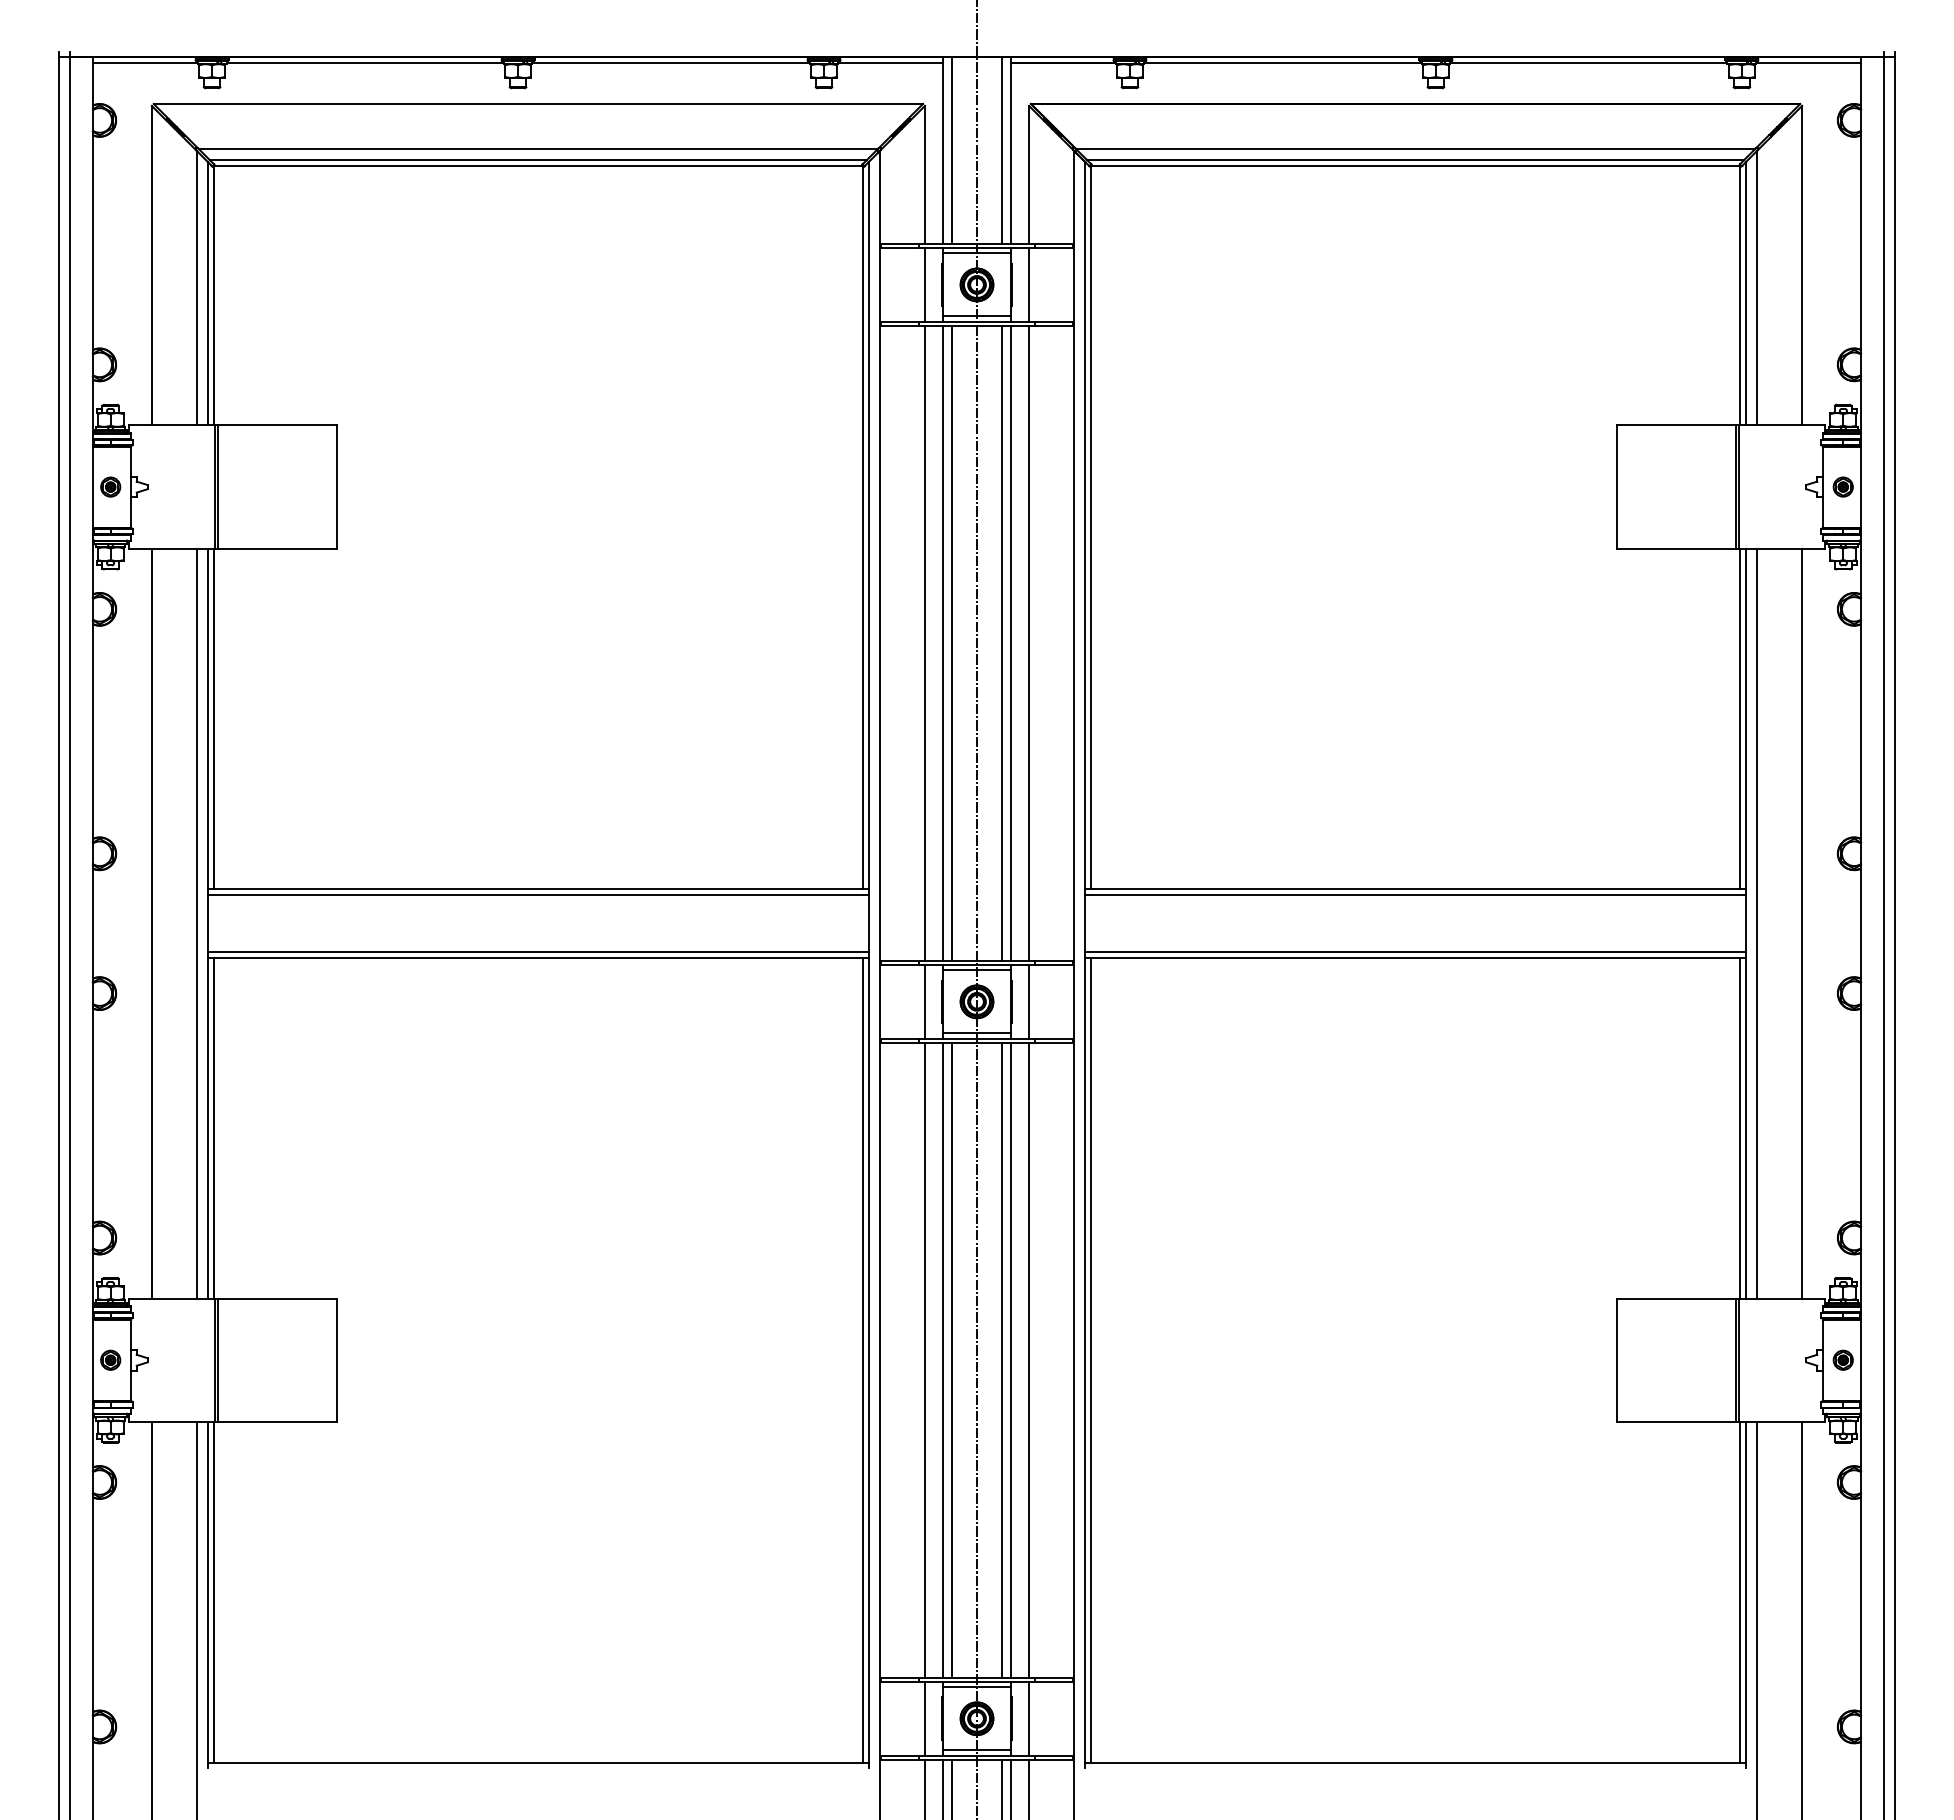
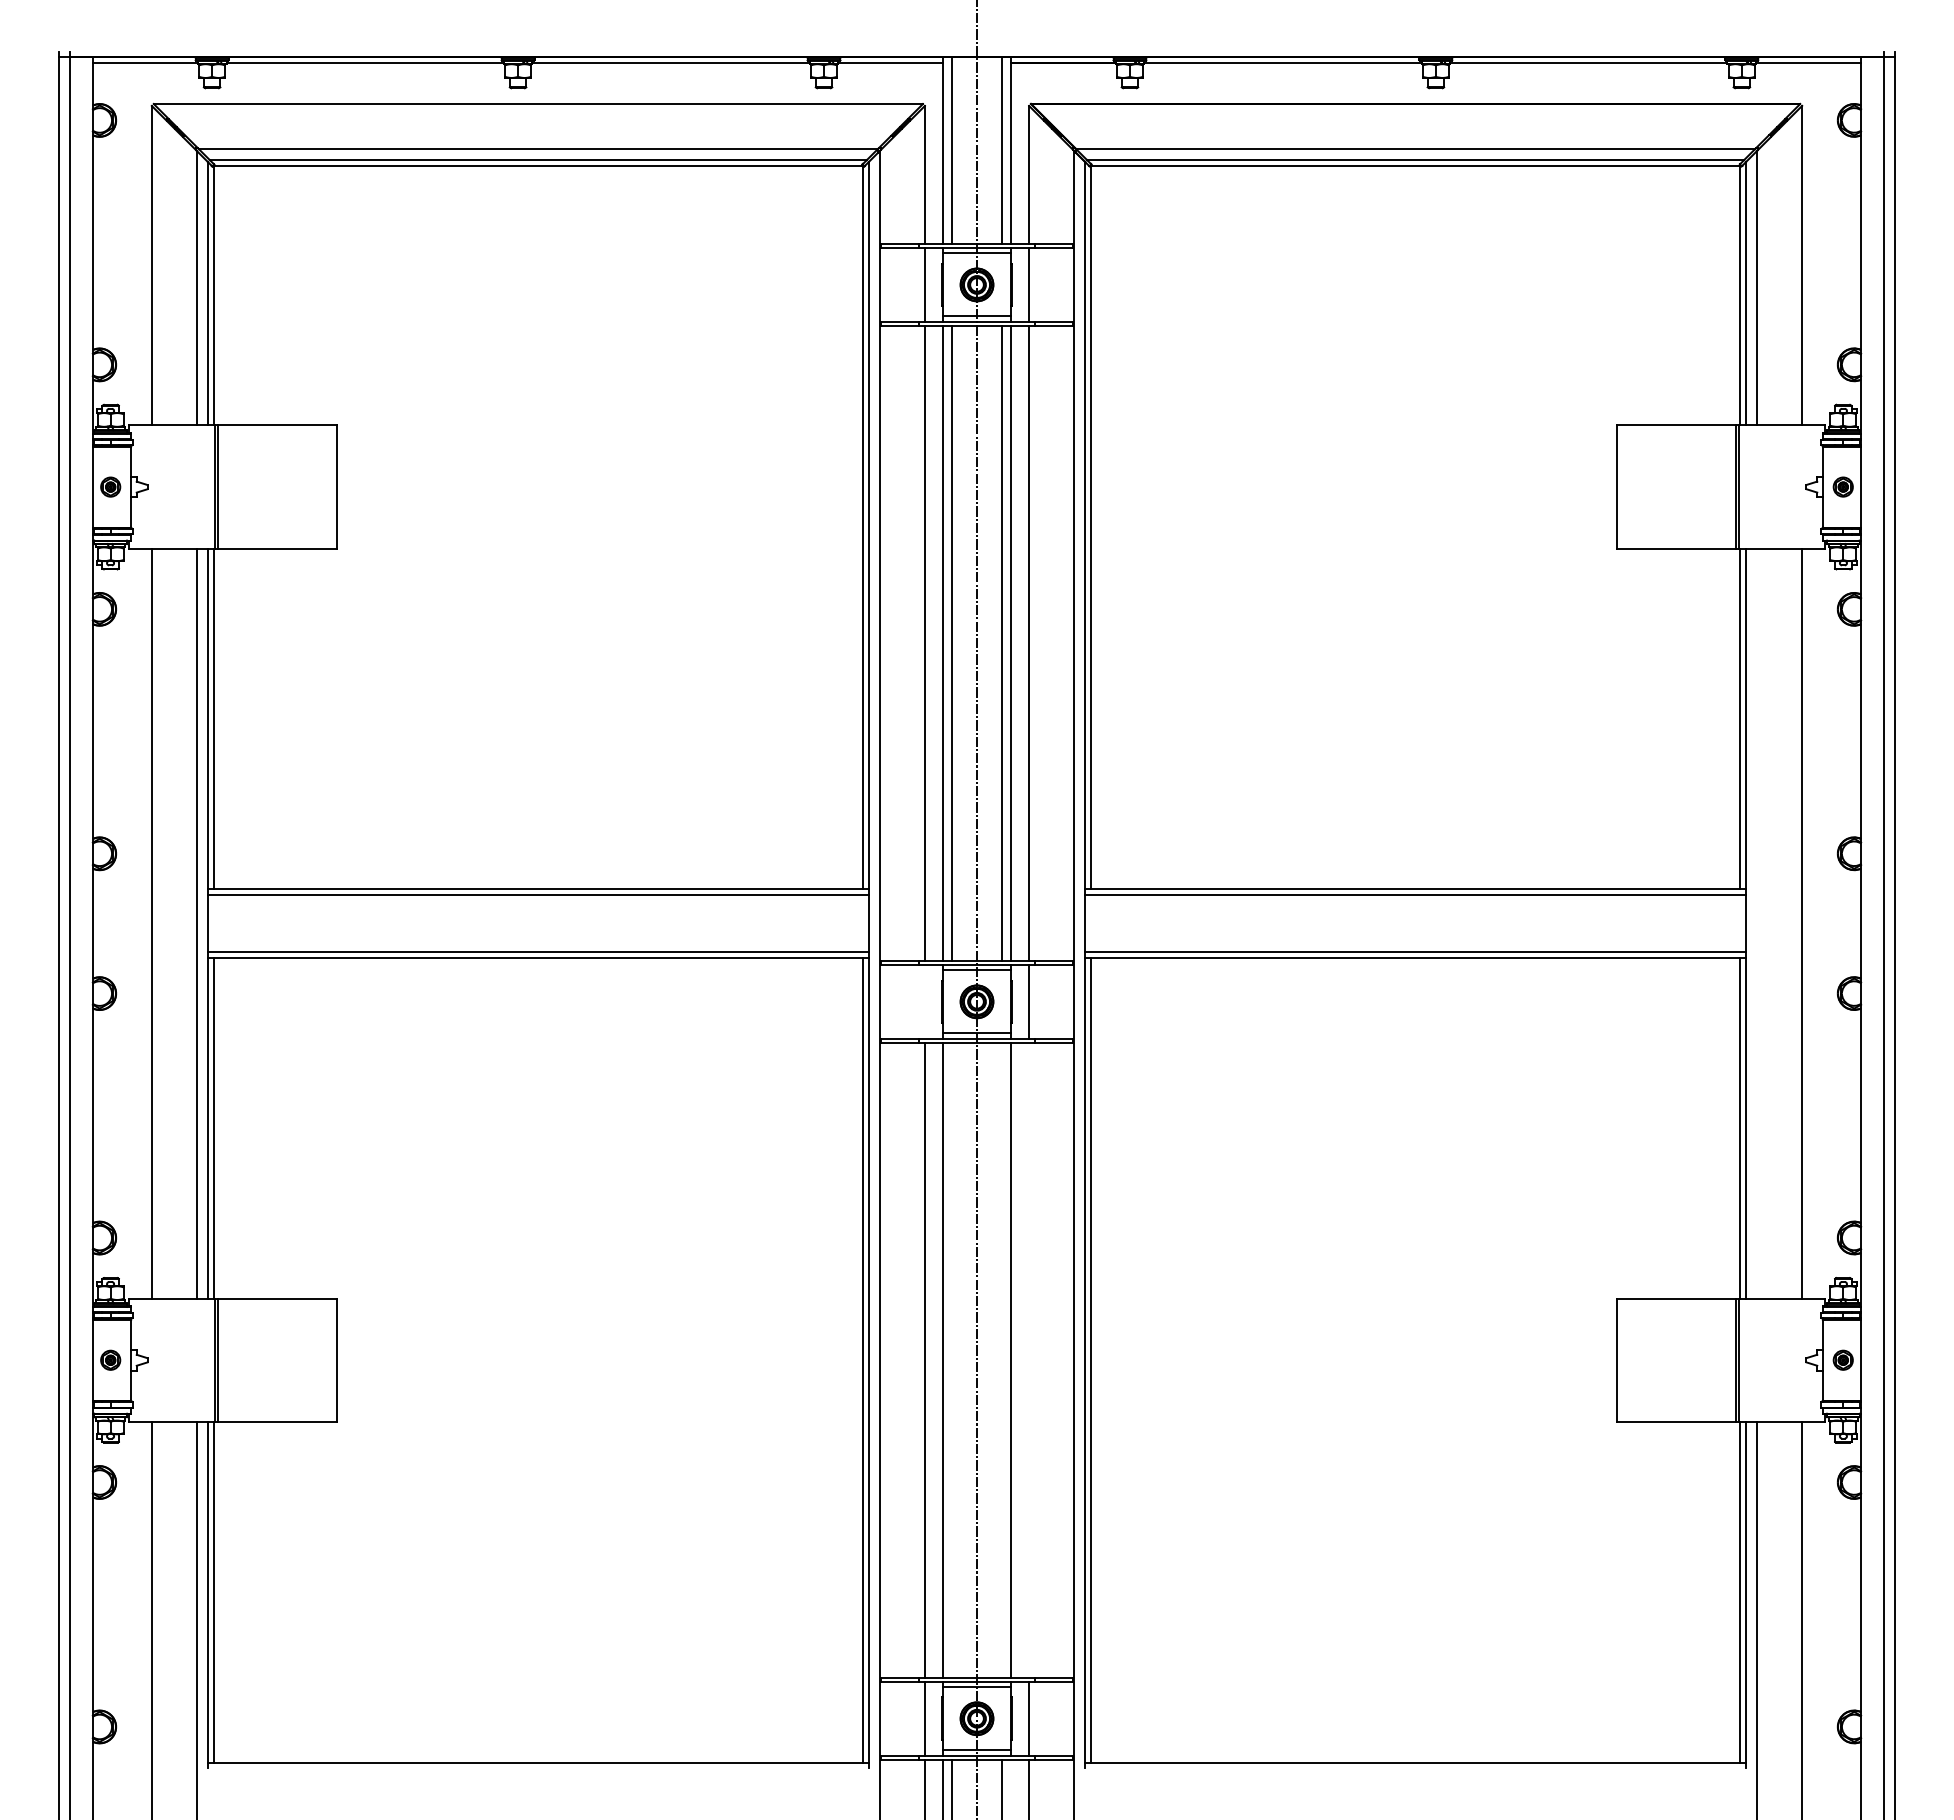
line: present -> none (1756, 923)
line: present -> none (924, 1001)
line: present -> none (952, 1359)
line: present -> none (1001, 1359)
line: present -> none (1029, 1359)
line: present -> none (1011, 1787)
